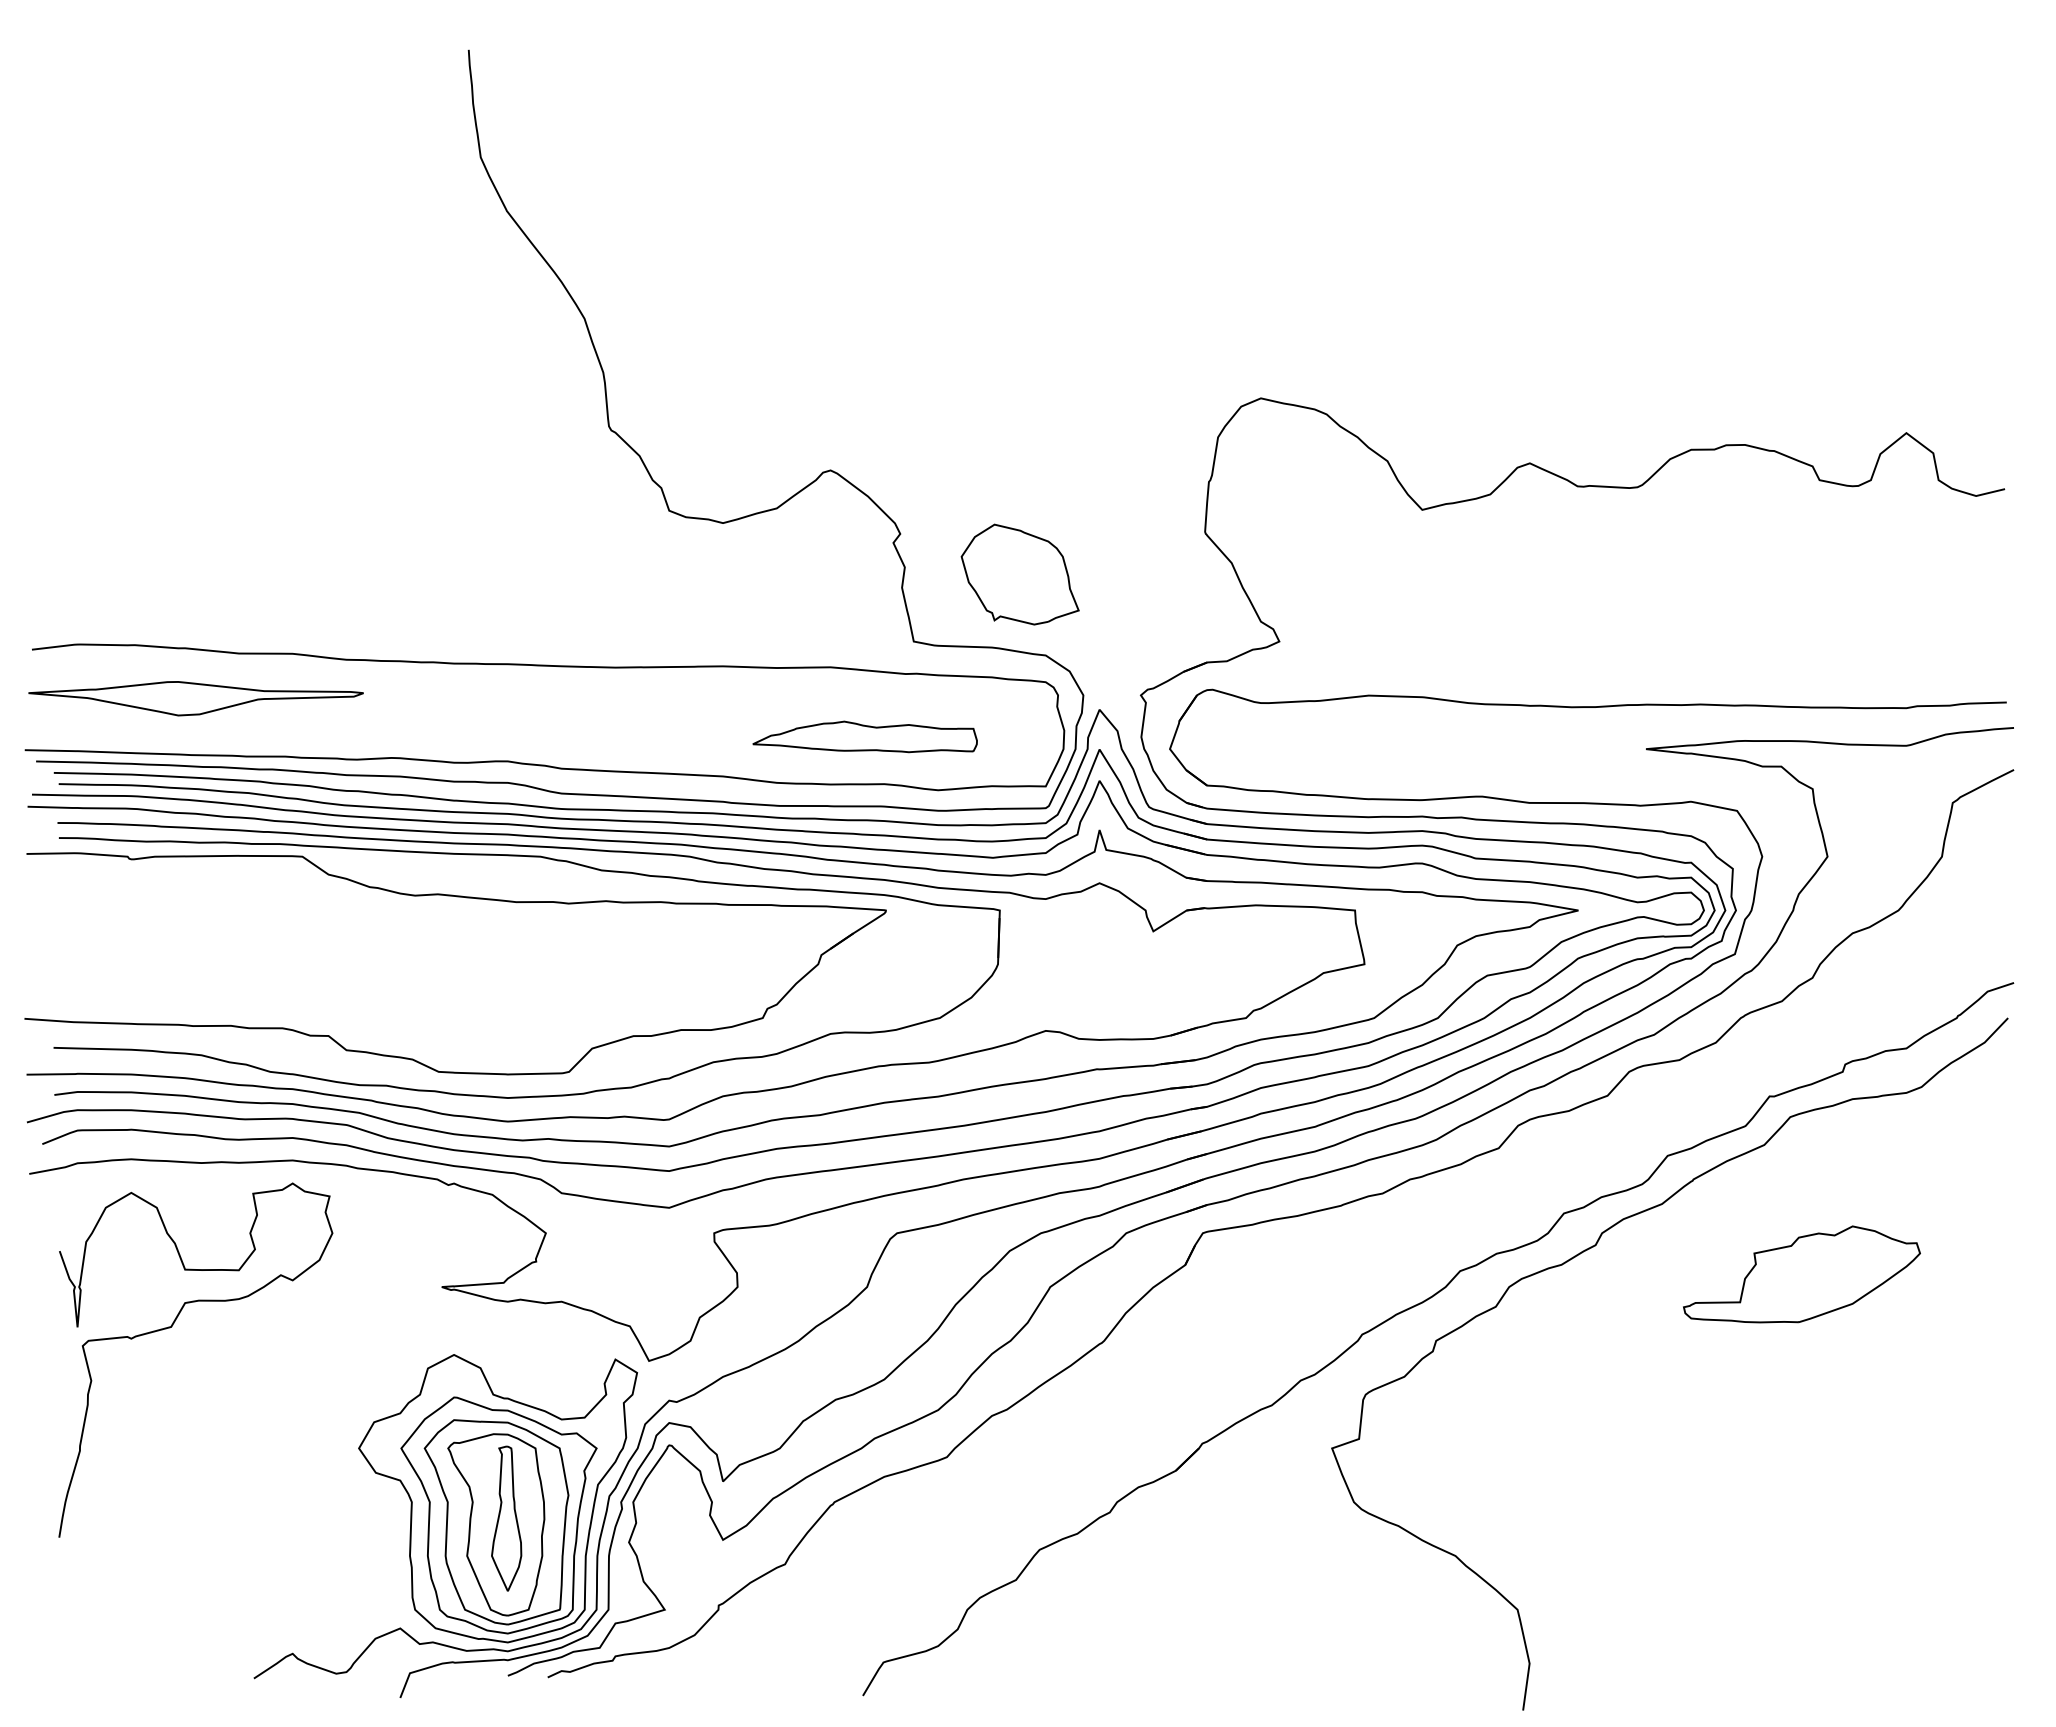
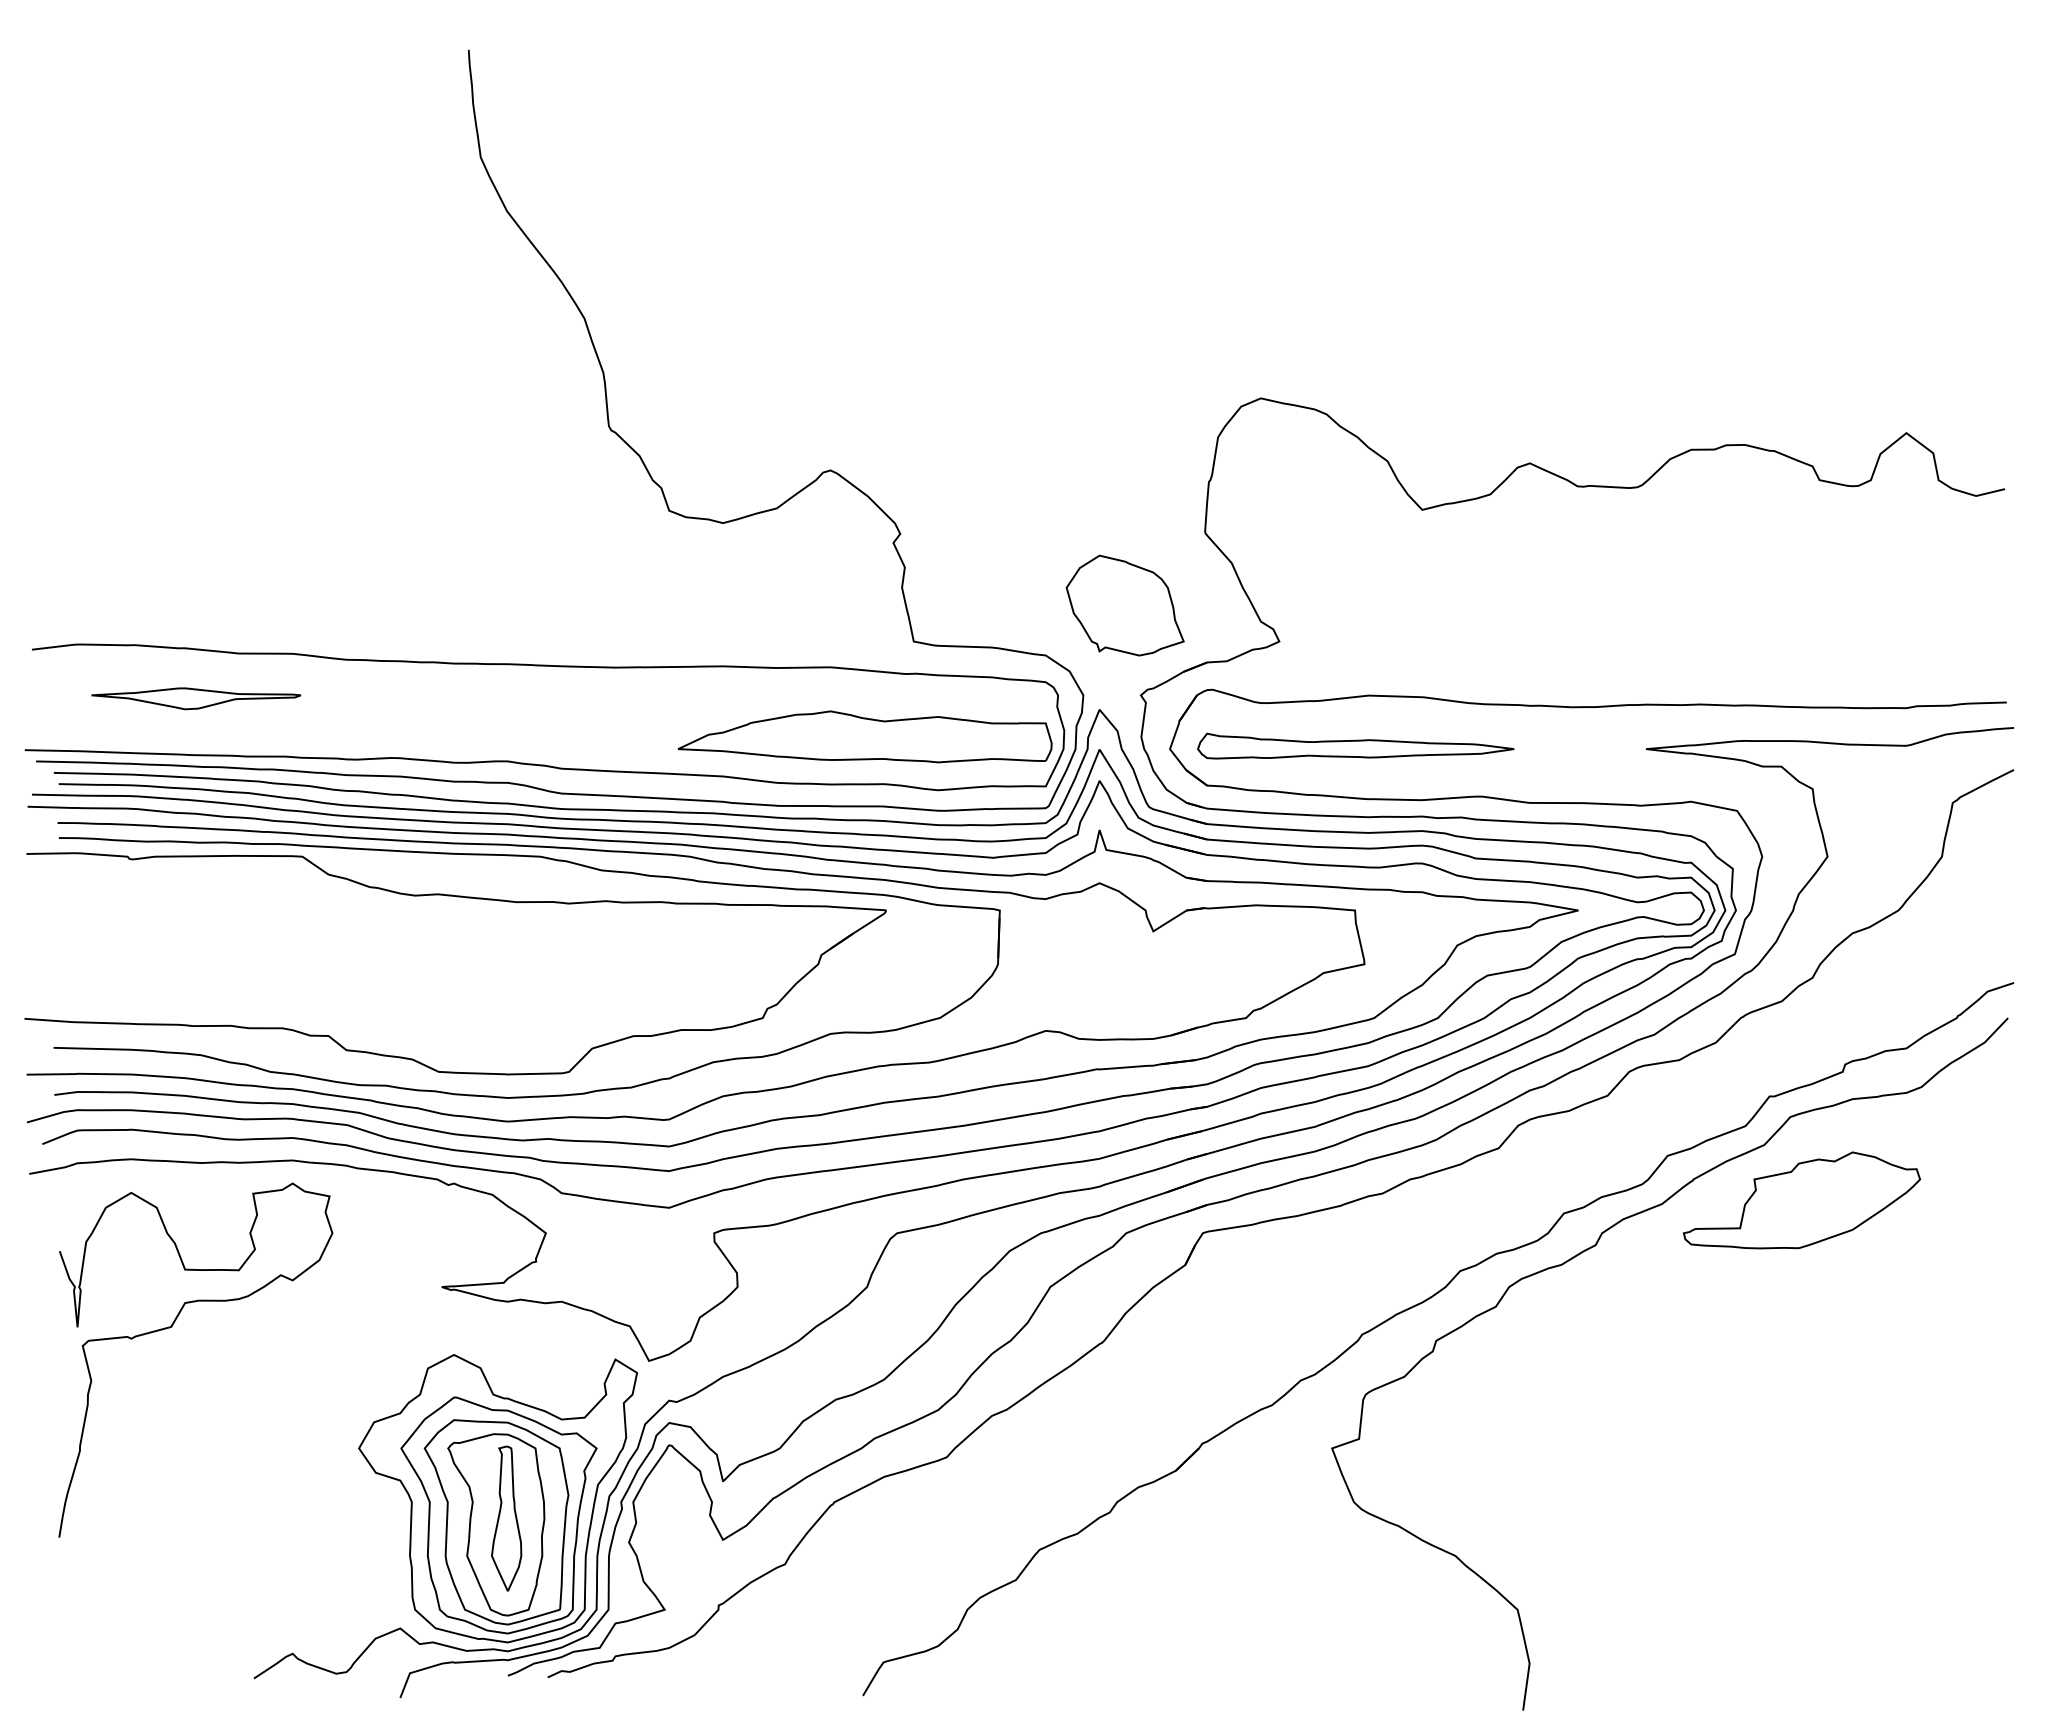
part position: (1019, 574) -> (1124, 605) (1124, 605)
part size: 336x36 px -> 211x24 px (196, 698)
part size: 226x34 px -> 376x54 px (864, 736)
part: none -> present (1355, 745)
part position: (1801, 1274) -> (1801, 1200) (1801, 1200)
